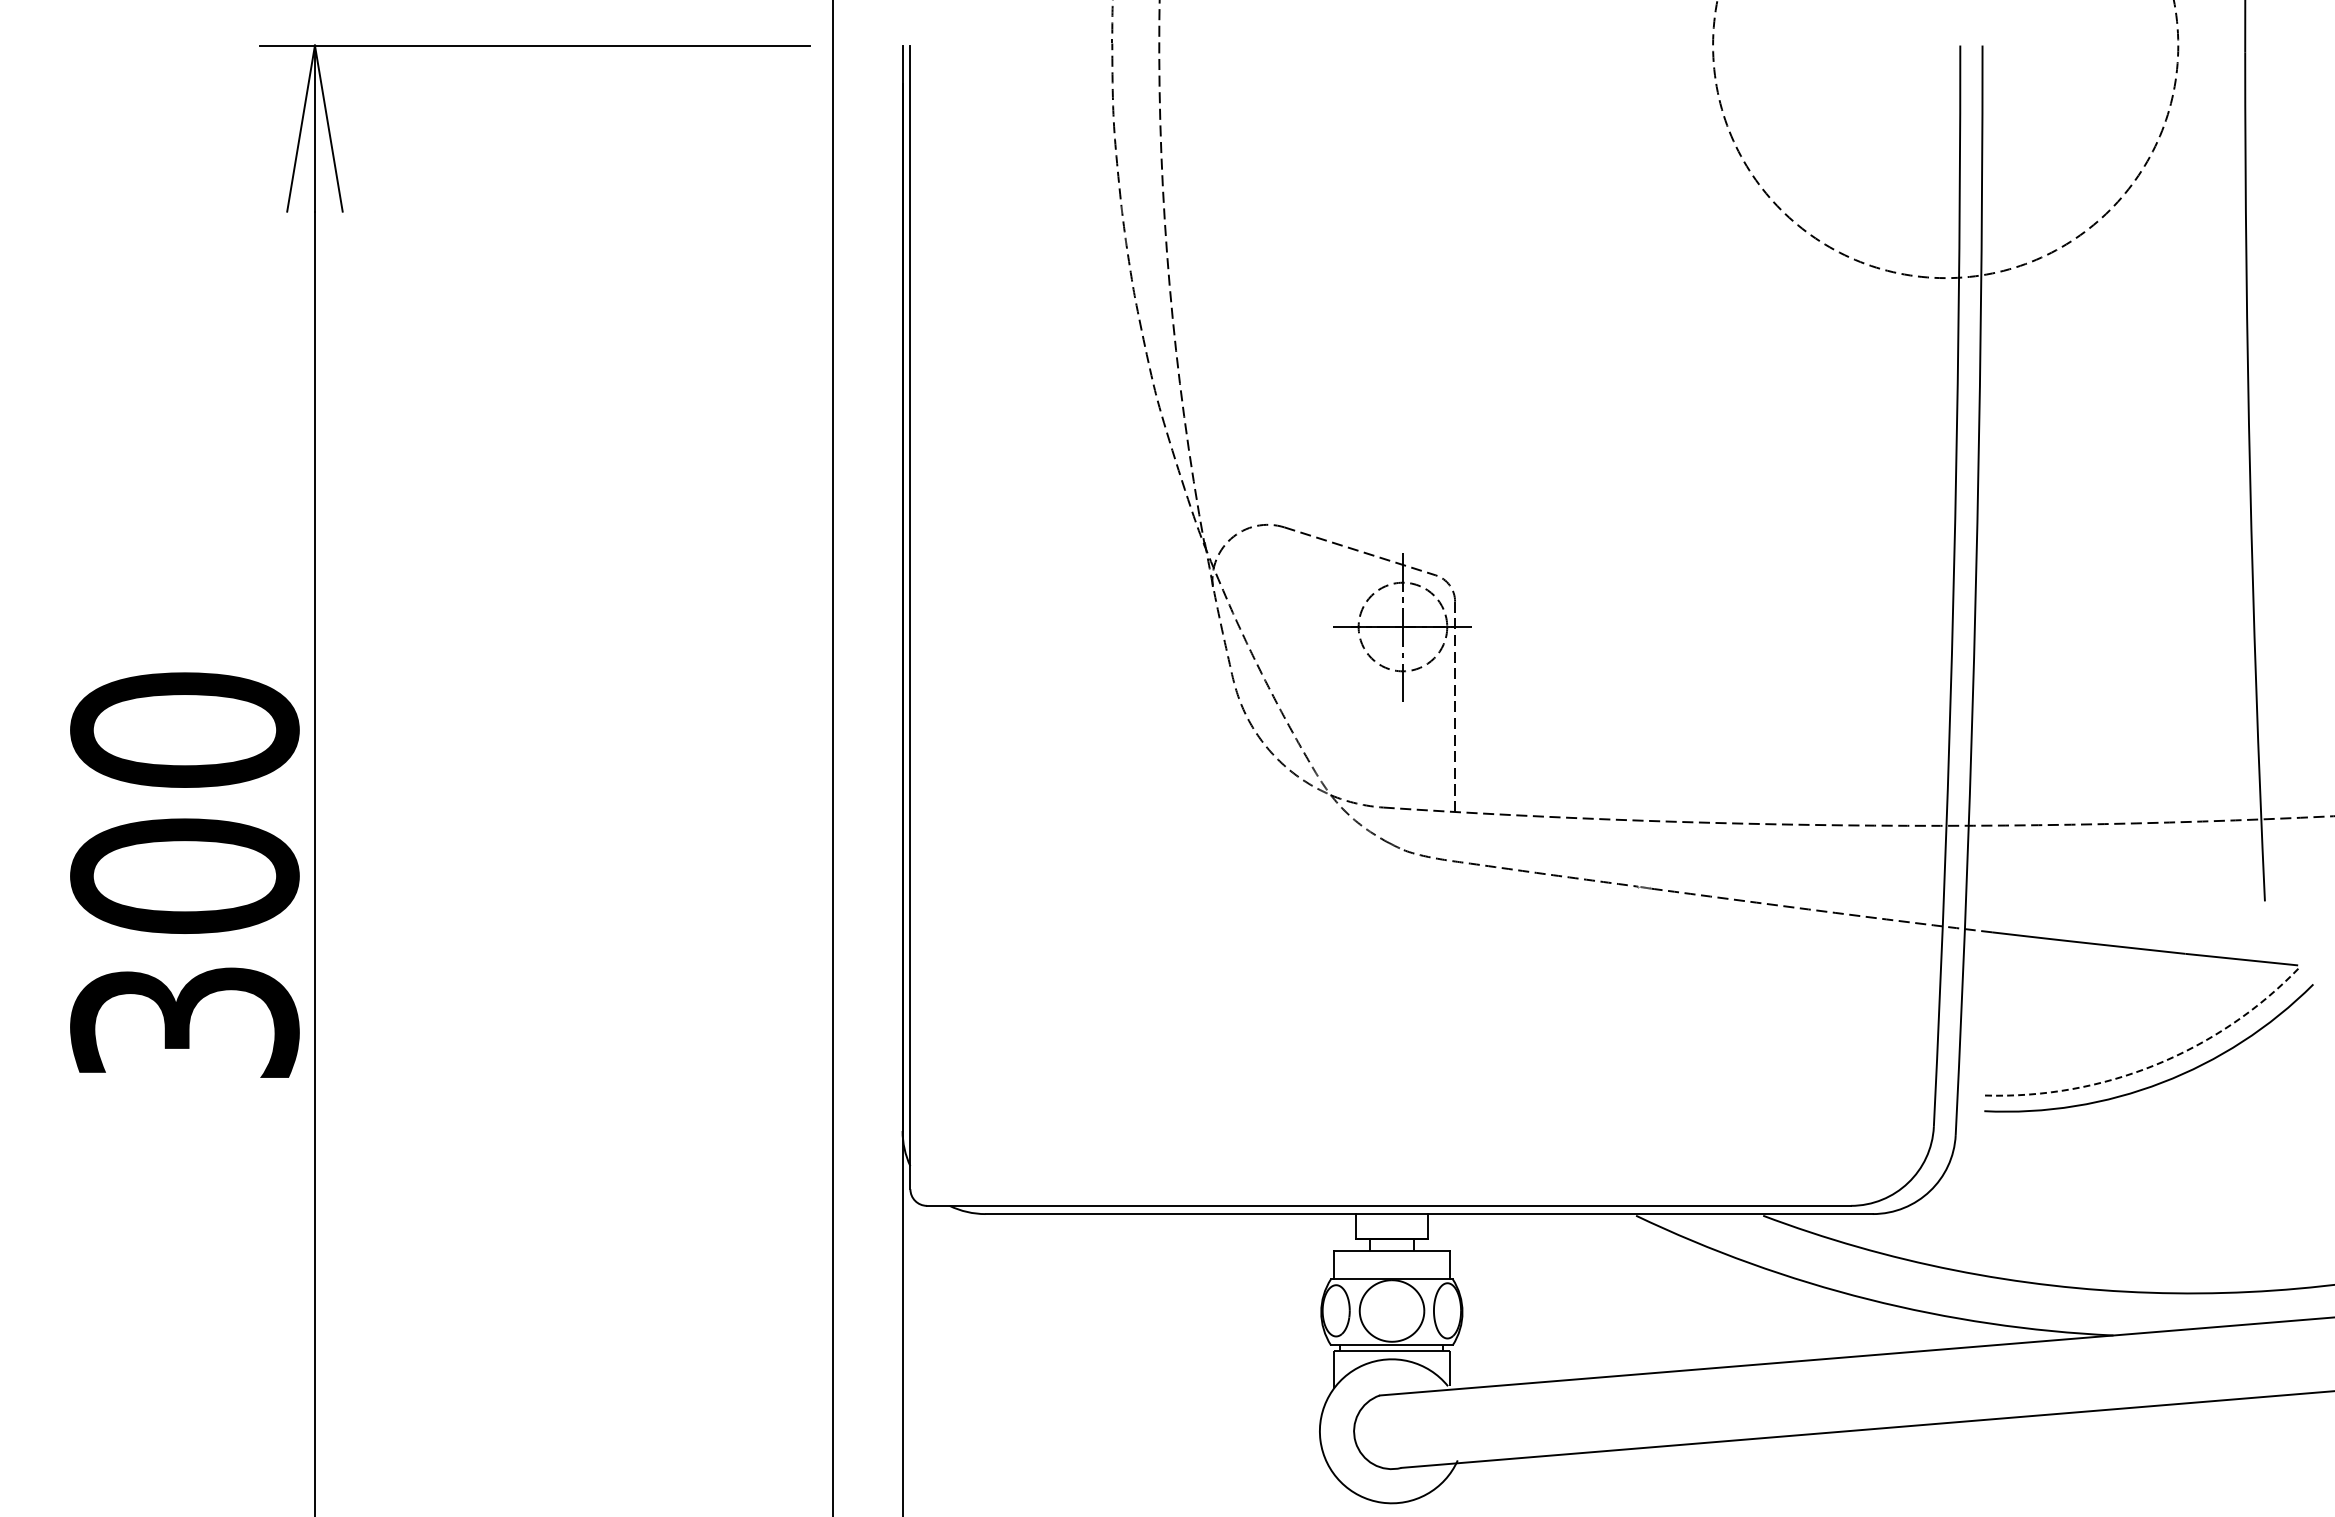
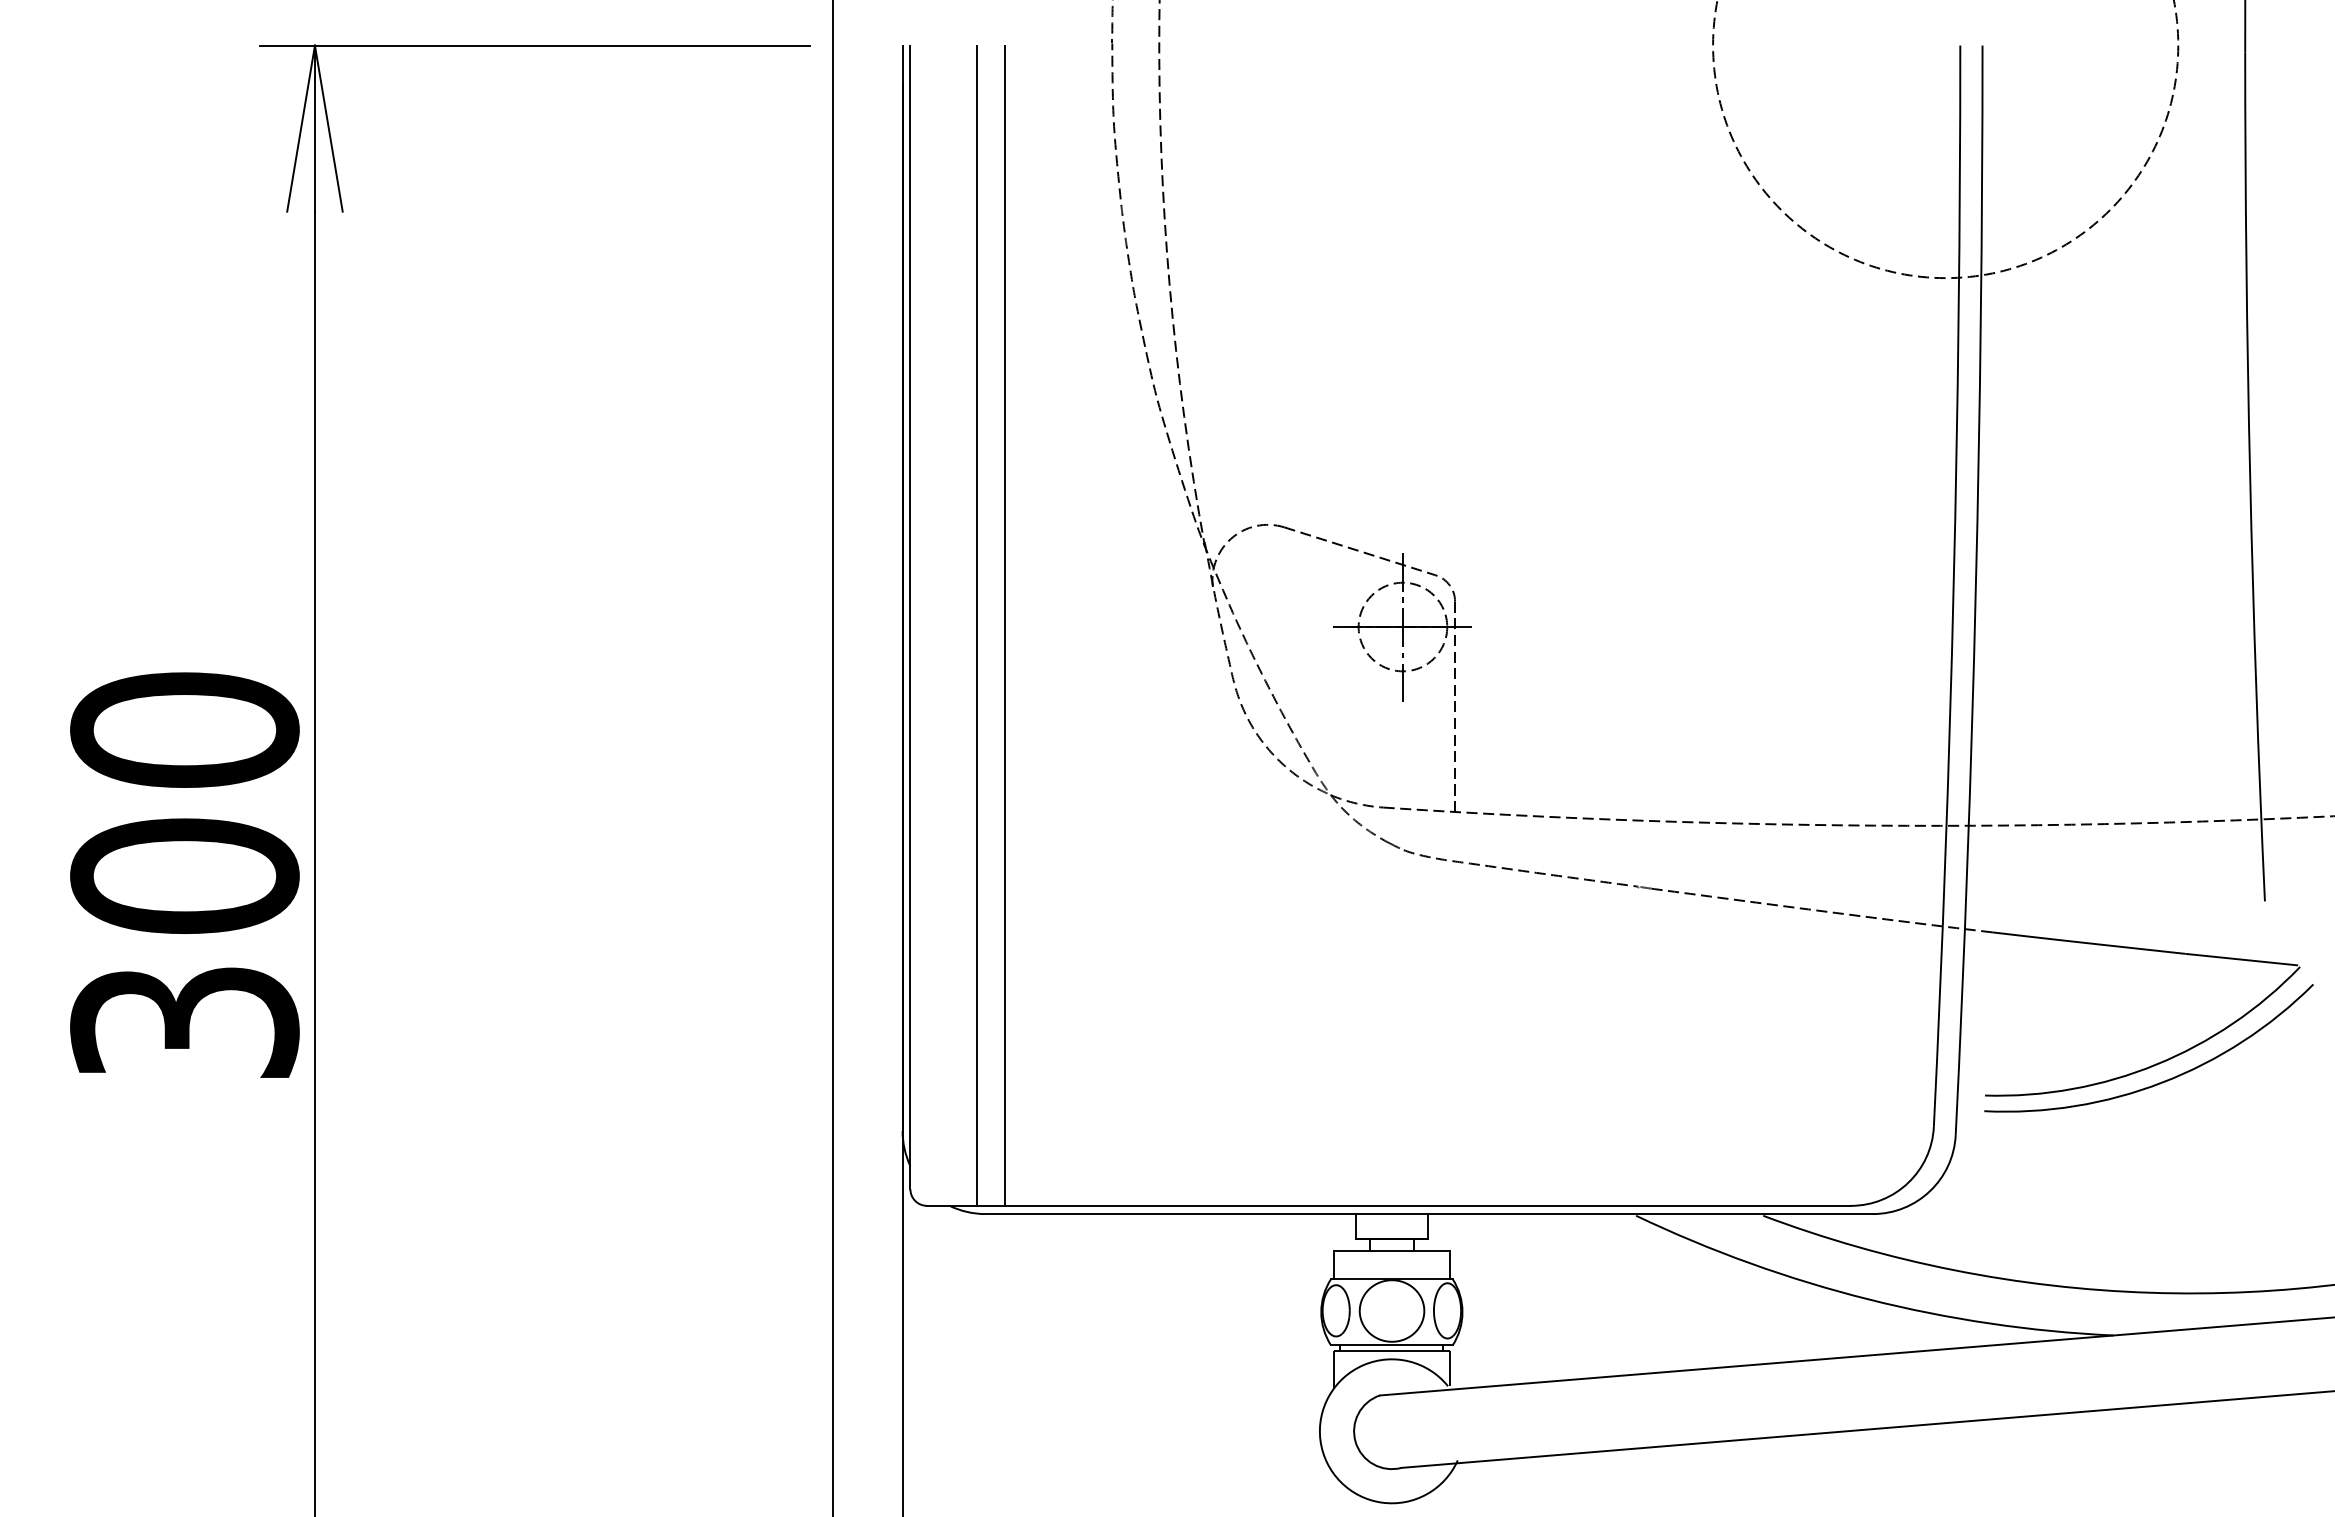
line: none -> present (976, 625)
line: none -> present (1004, 625)
arc: dashed -> solid (2156, 1064)
